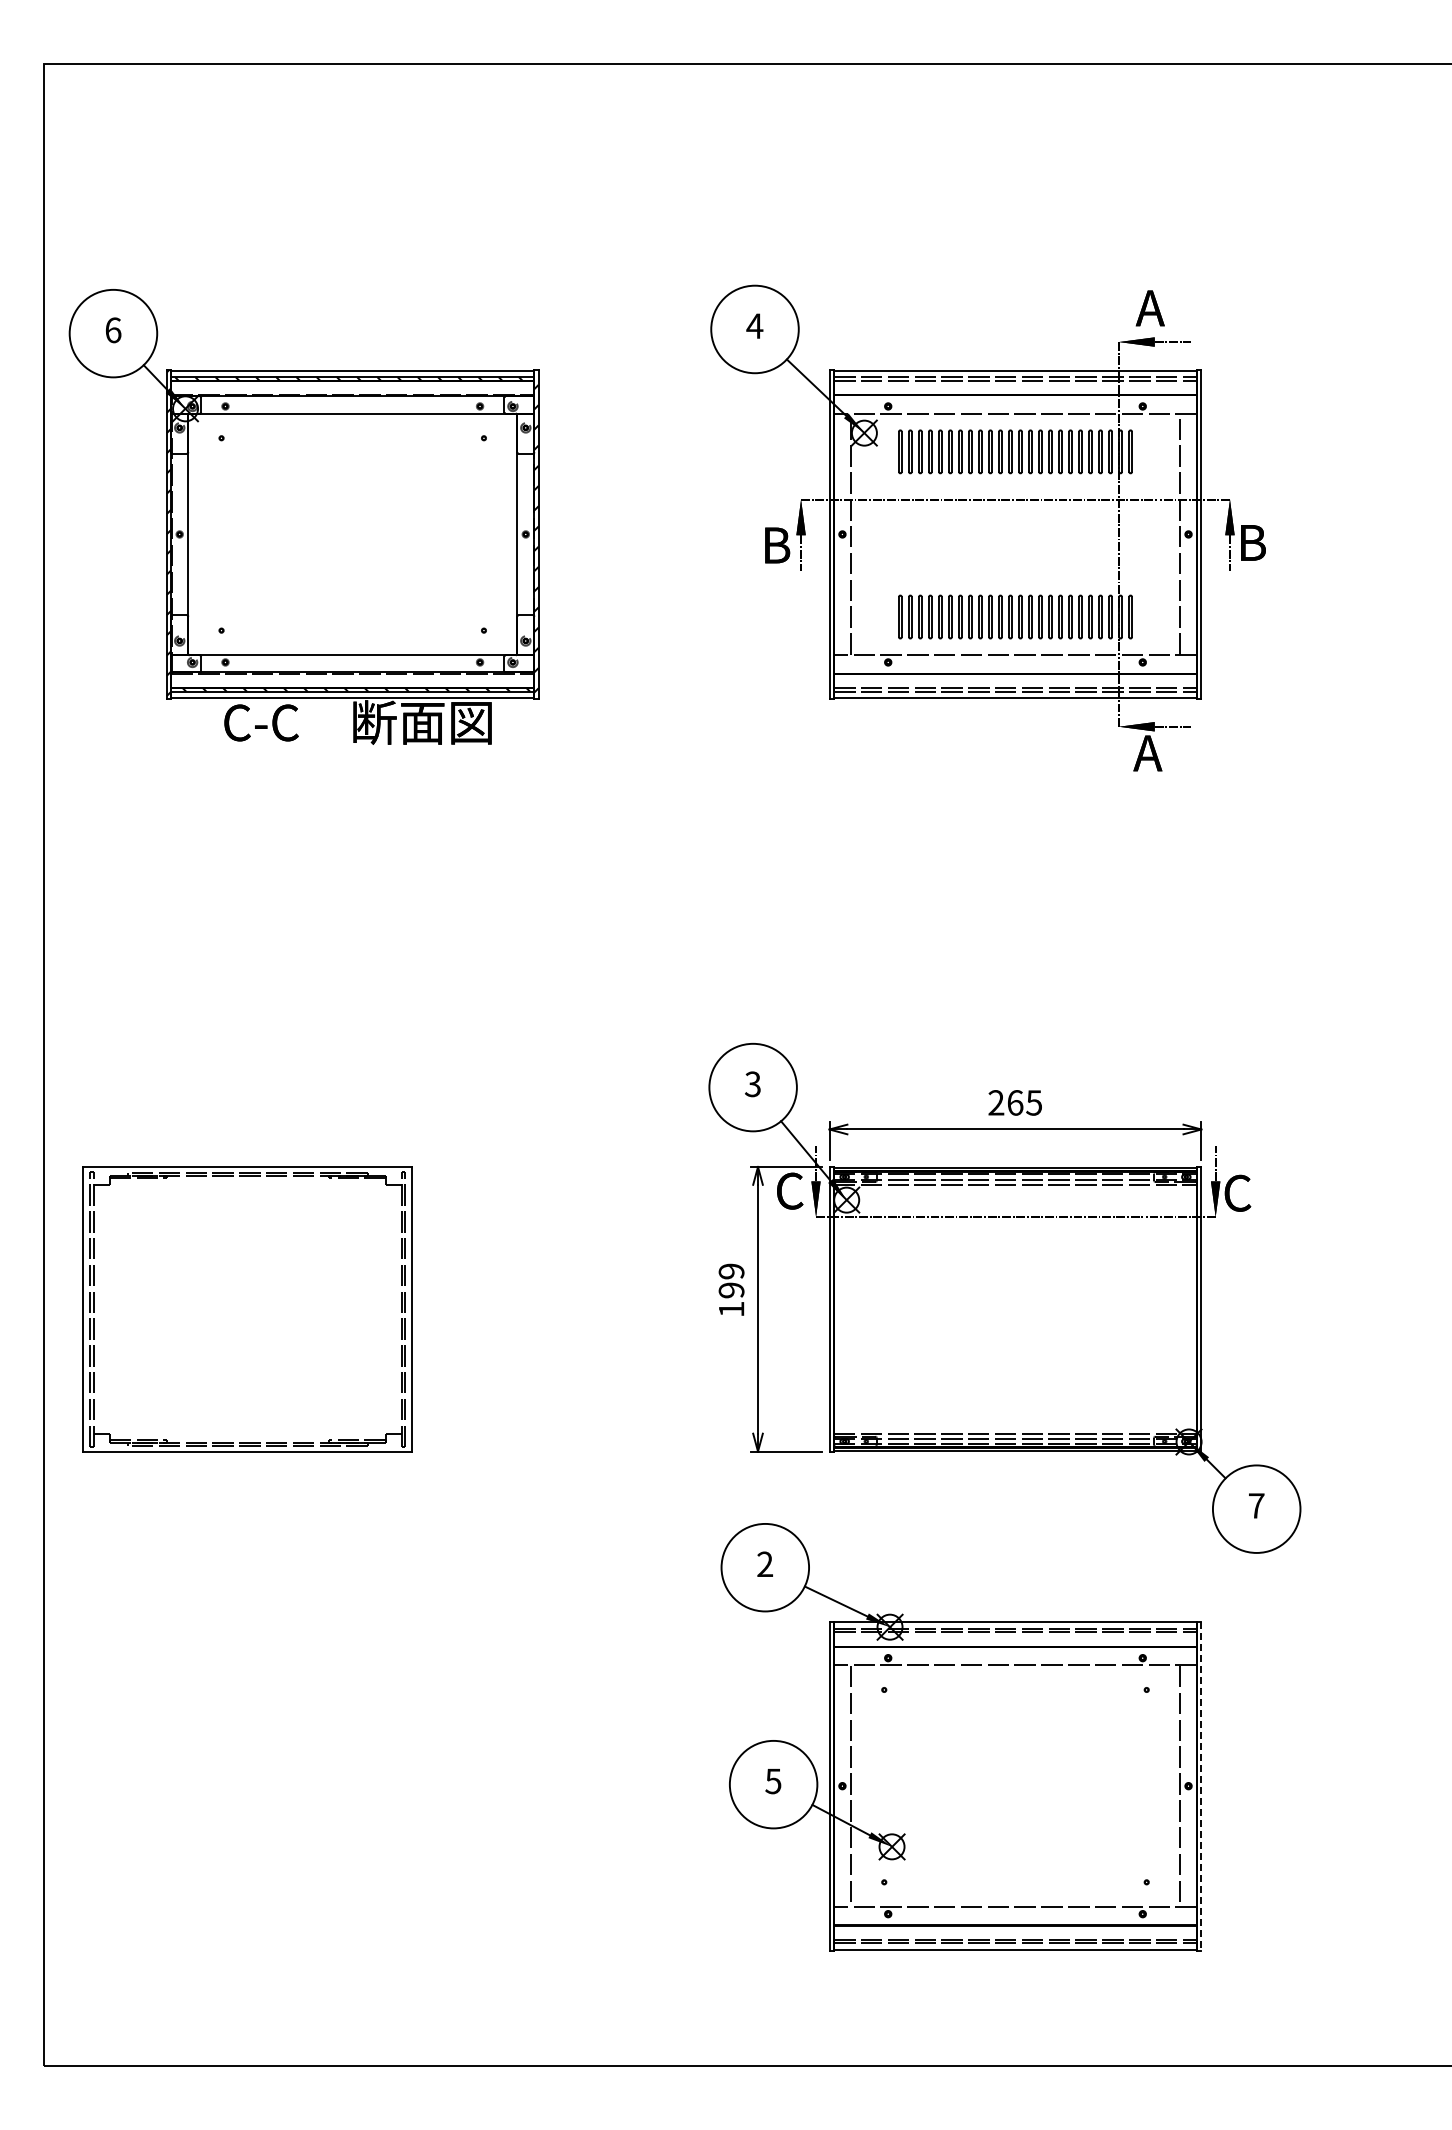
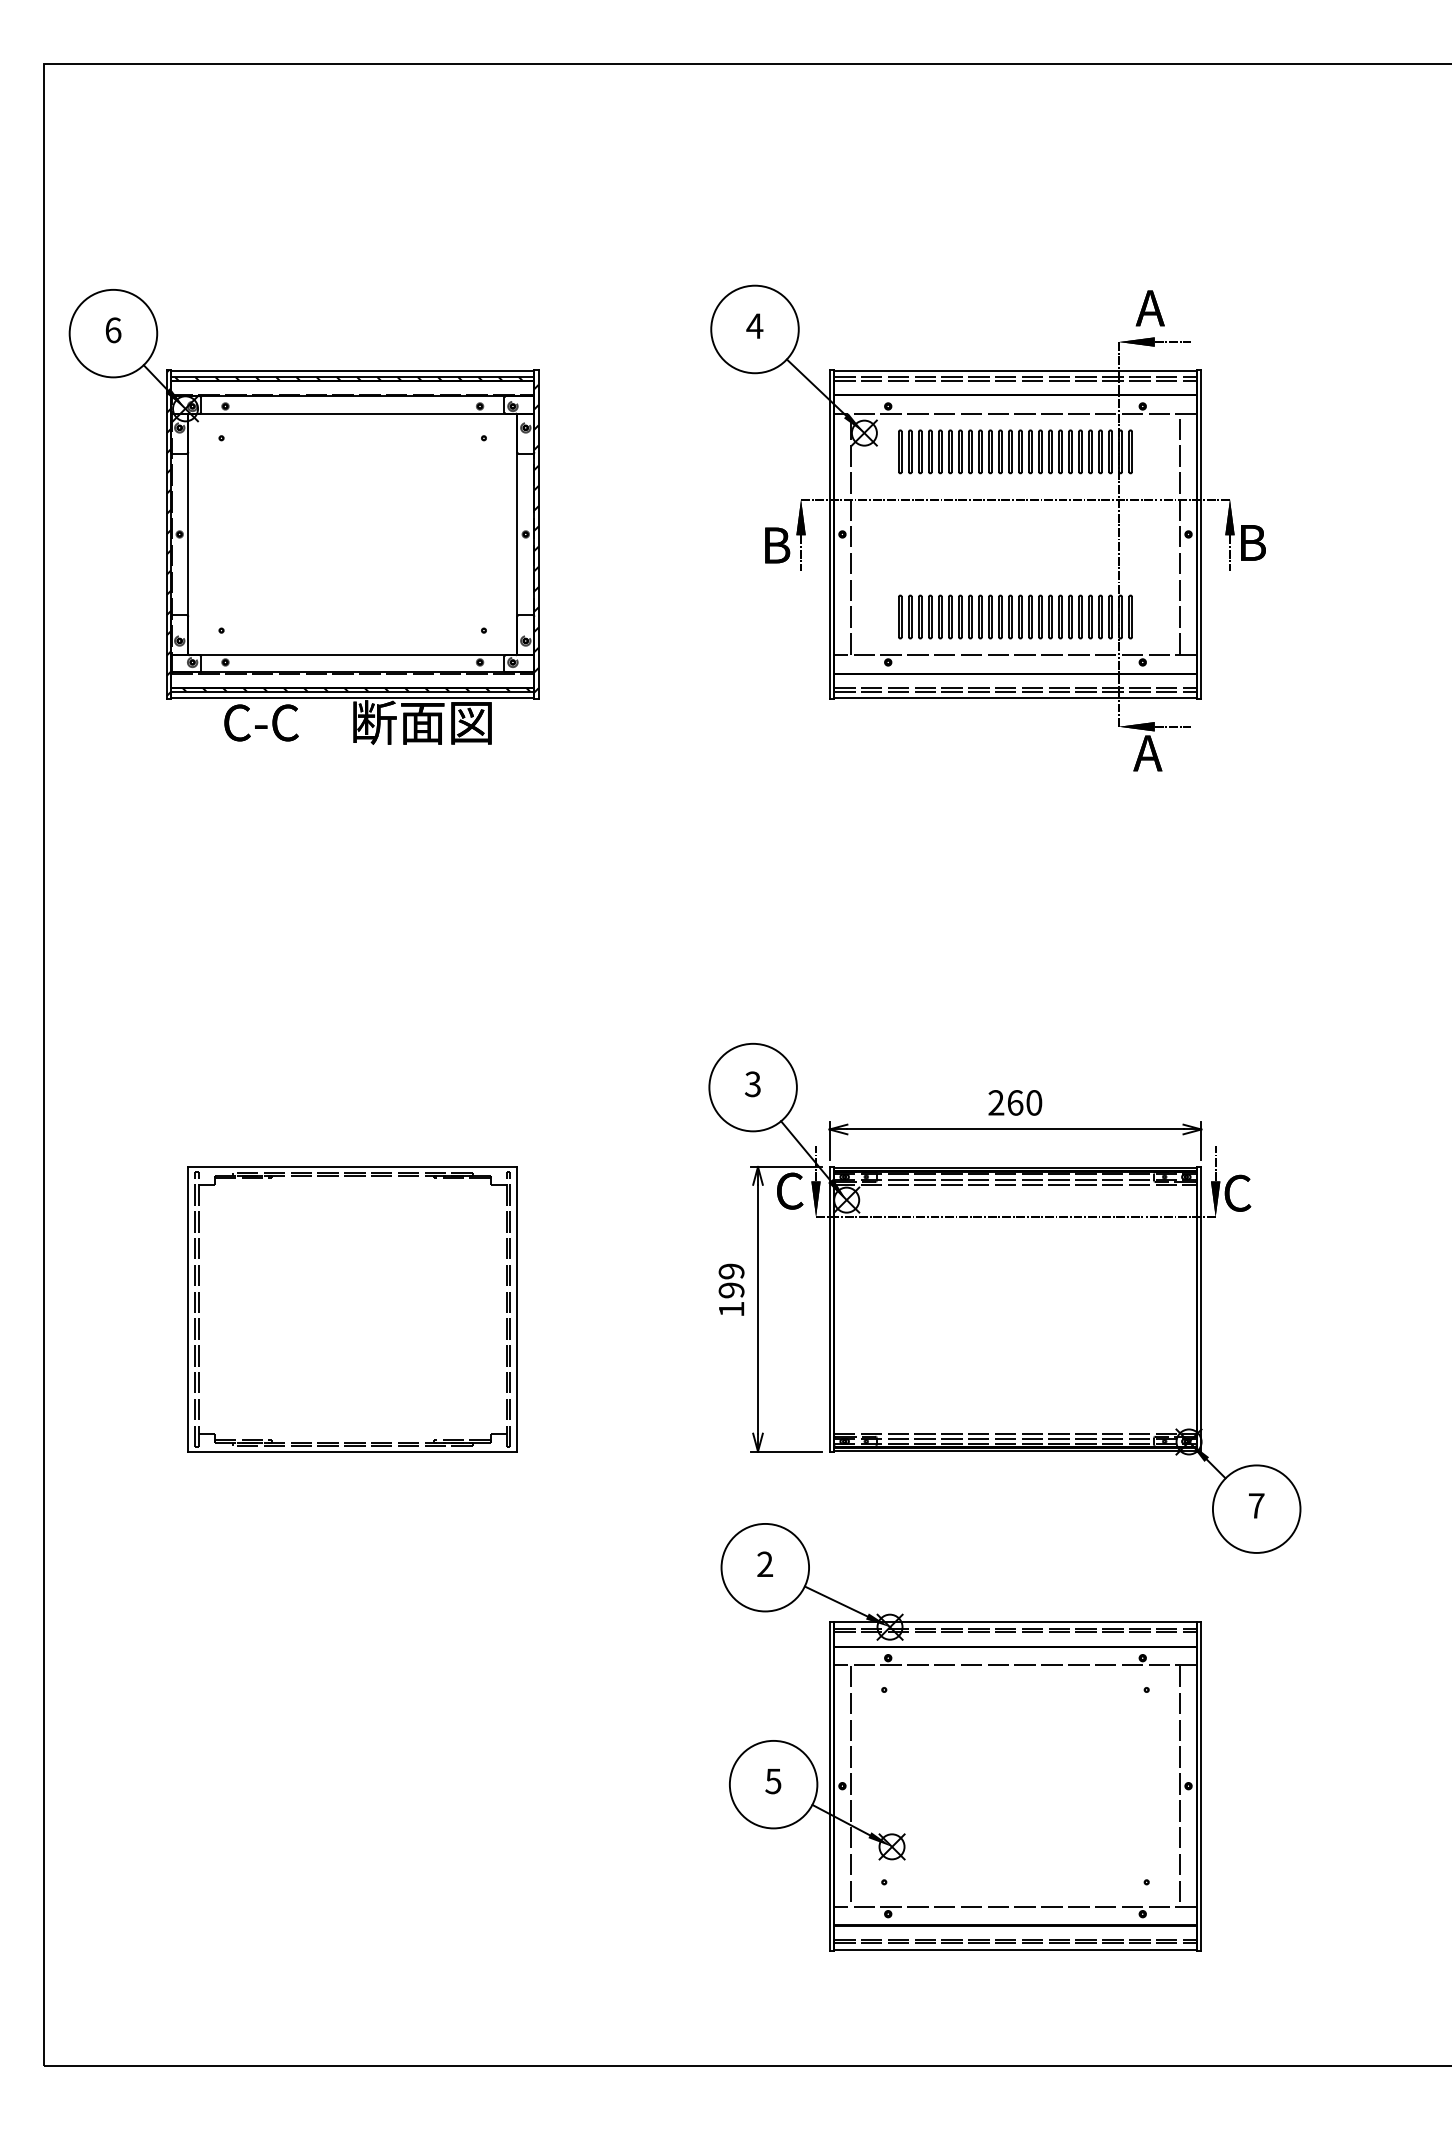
text: 265 -> 260 (1034, 1102)
part position: (247, 1309) -> (352, 1309) (352, 1309)
line: dashed -> solid (1201, 1786)
